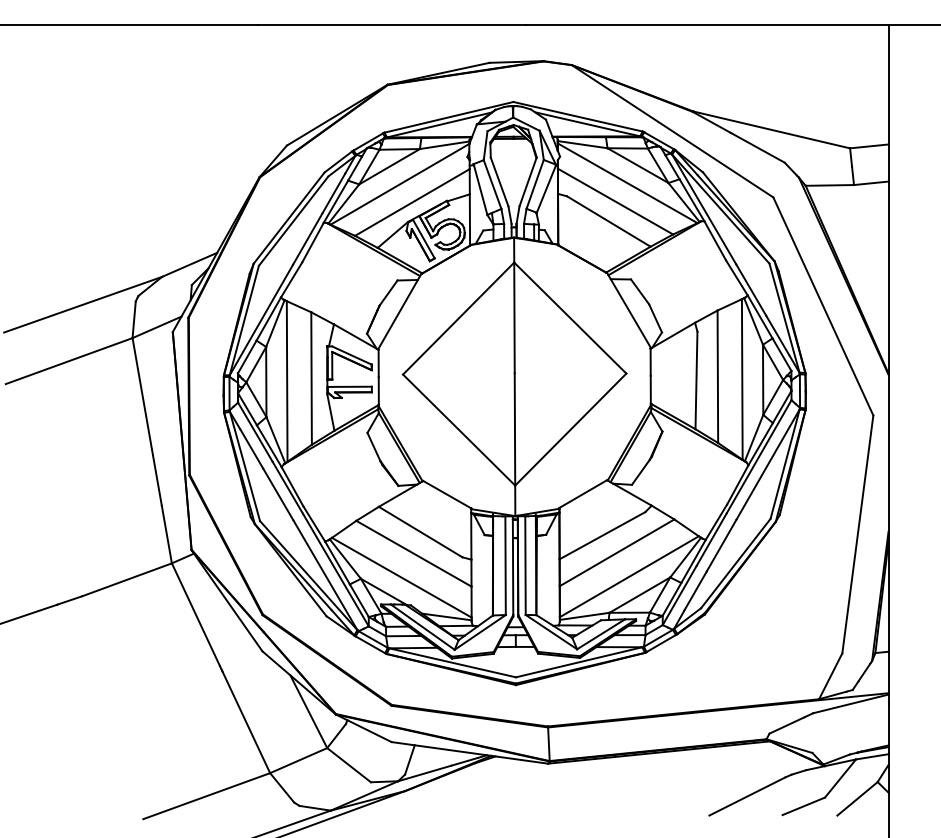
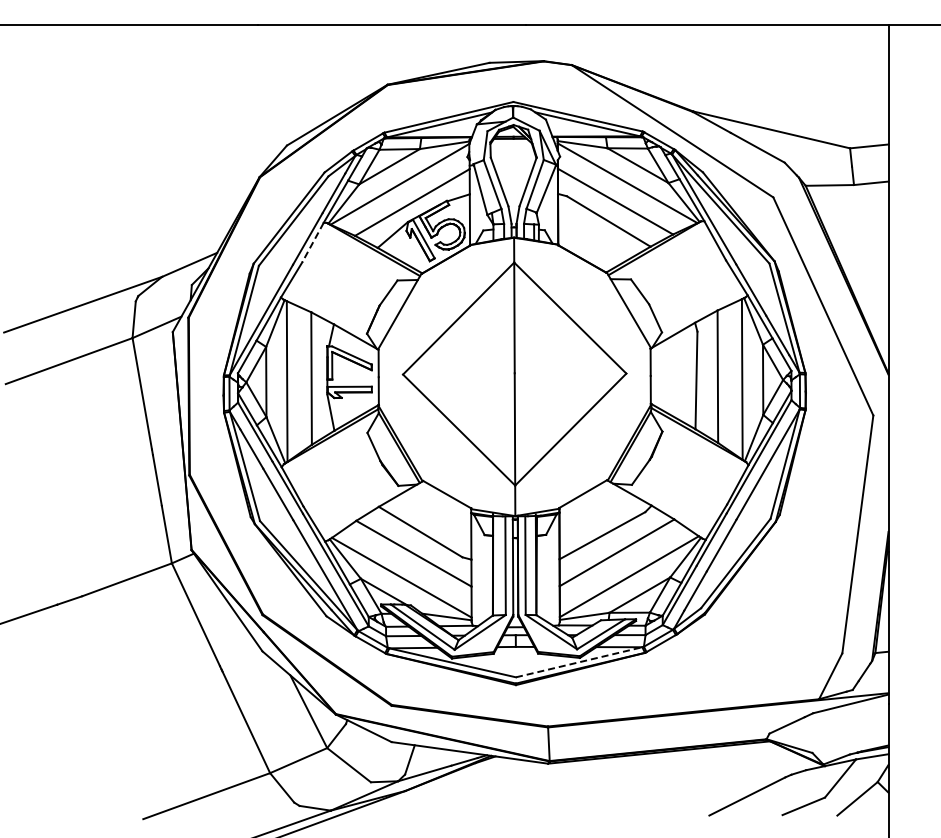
line: solid -> dashed (312, 242)
line: solid -> dashed (579, 662)
